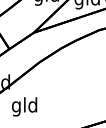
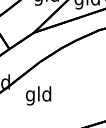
text position: (24, 106) -> (38, 95) (38, 95)
